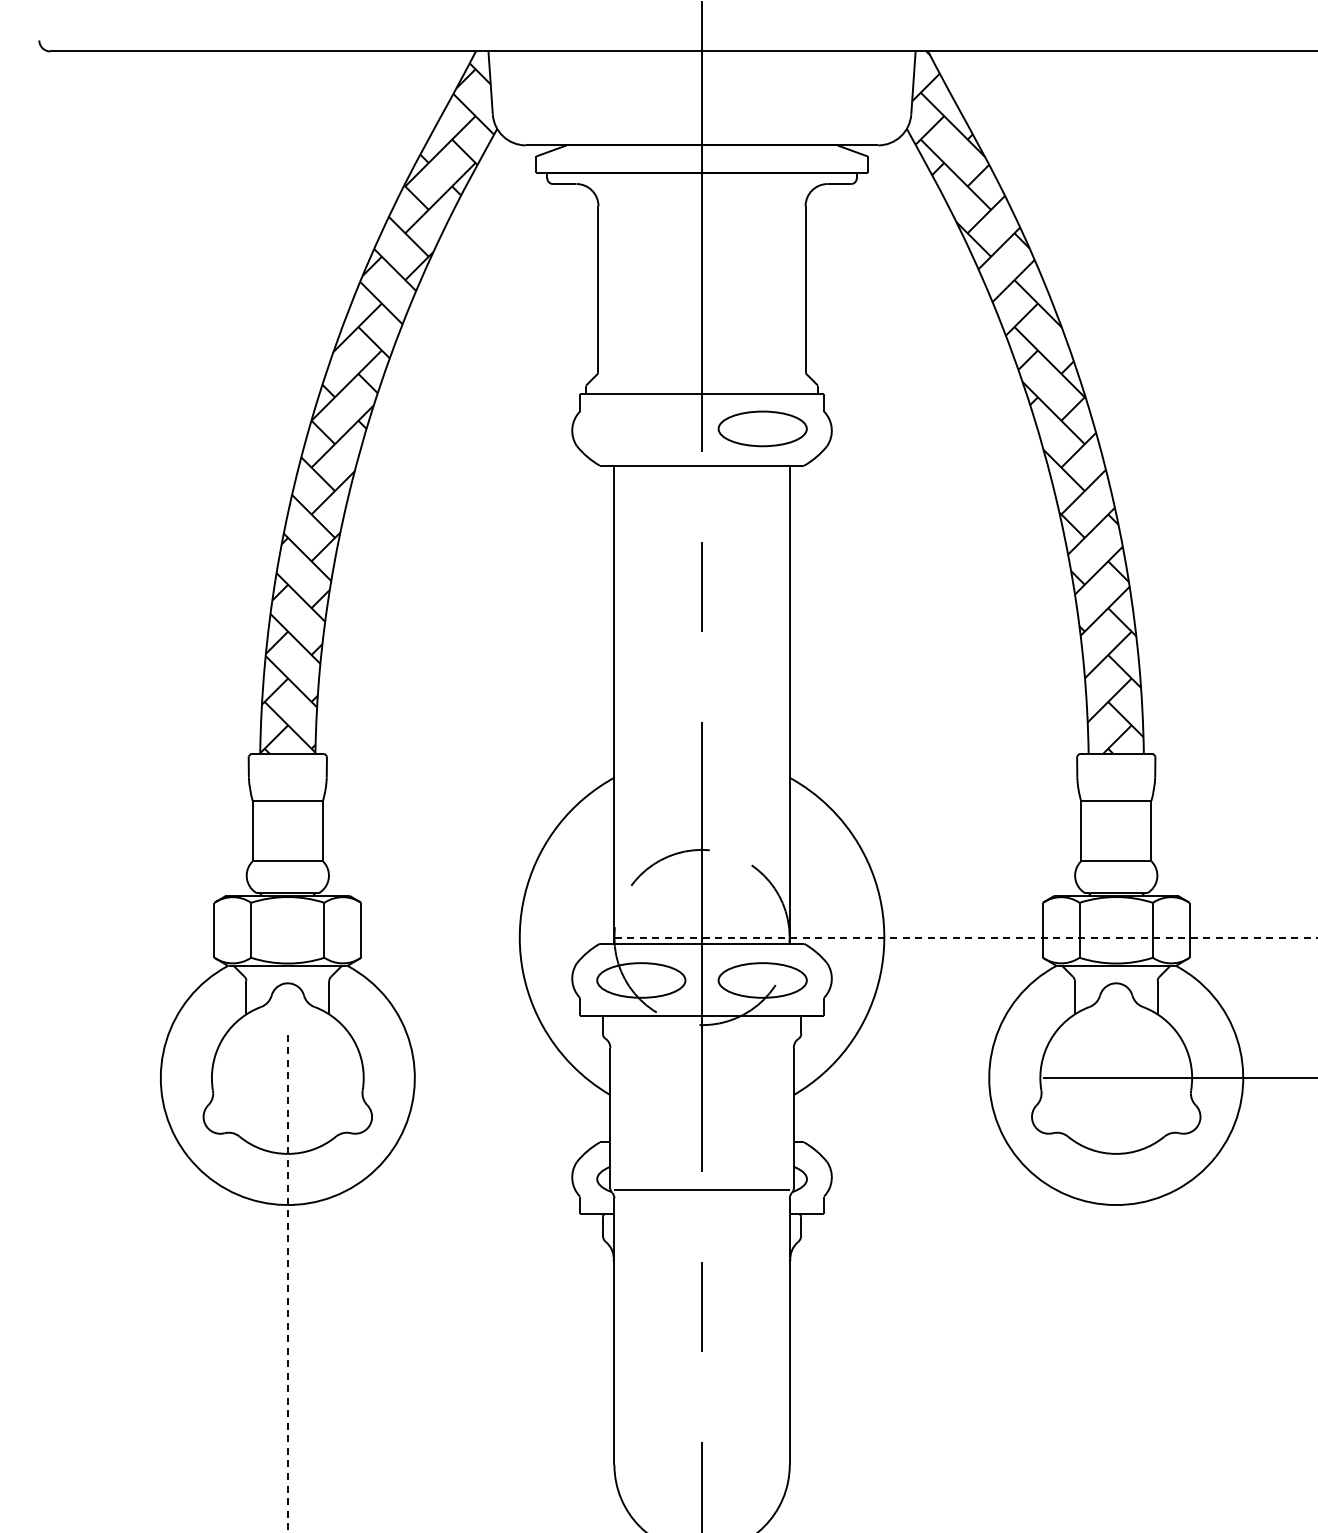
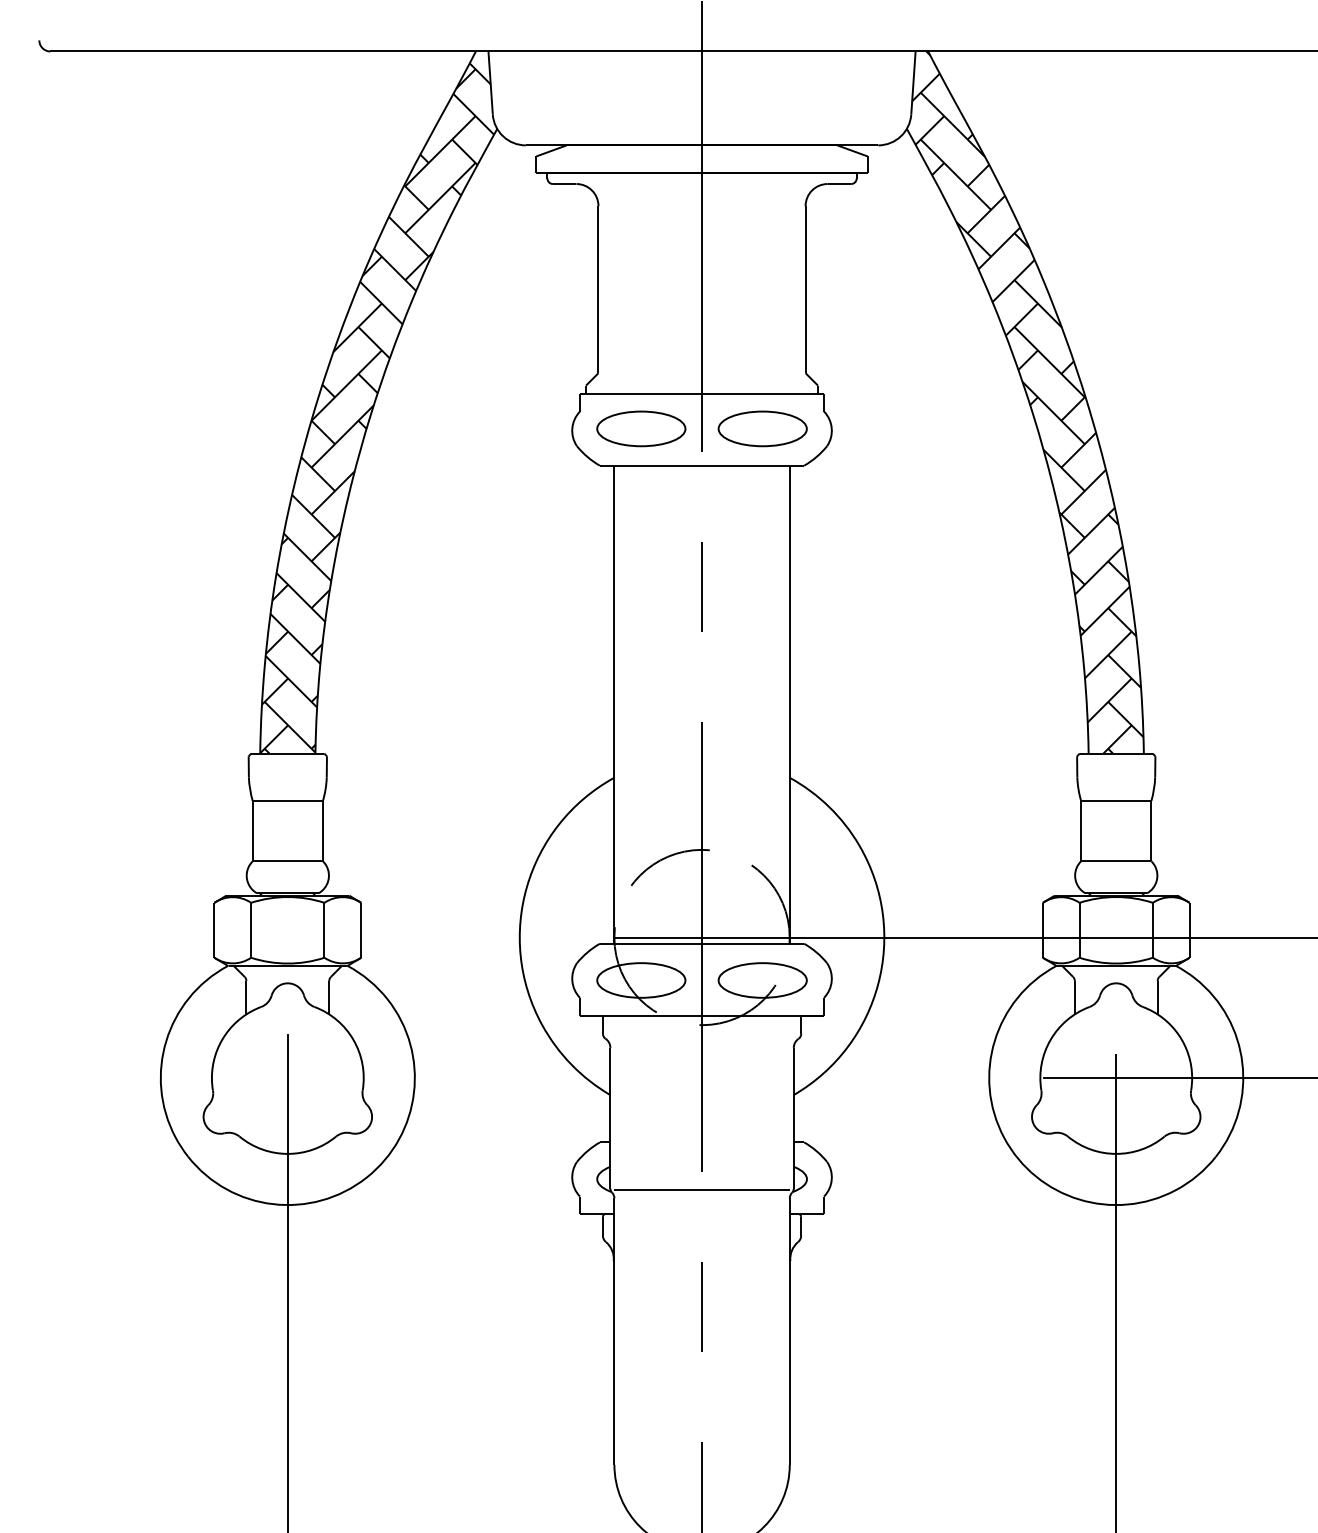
part: none -> present (641, 428)
line: dashed -> solid (966, 937)
line: dashed -> solid (287, 1283)
line: none -> present (1116, 1292)
